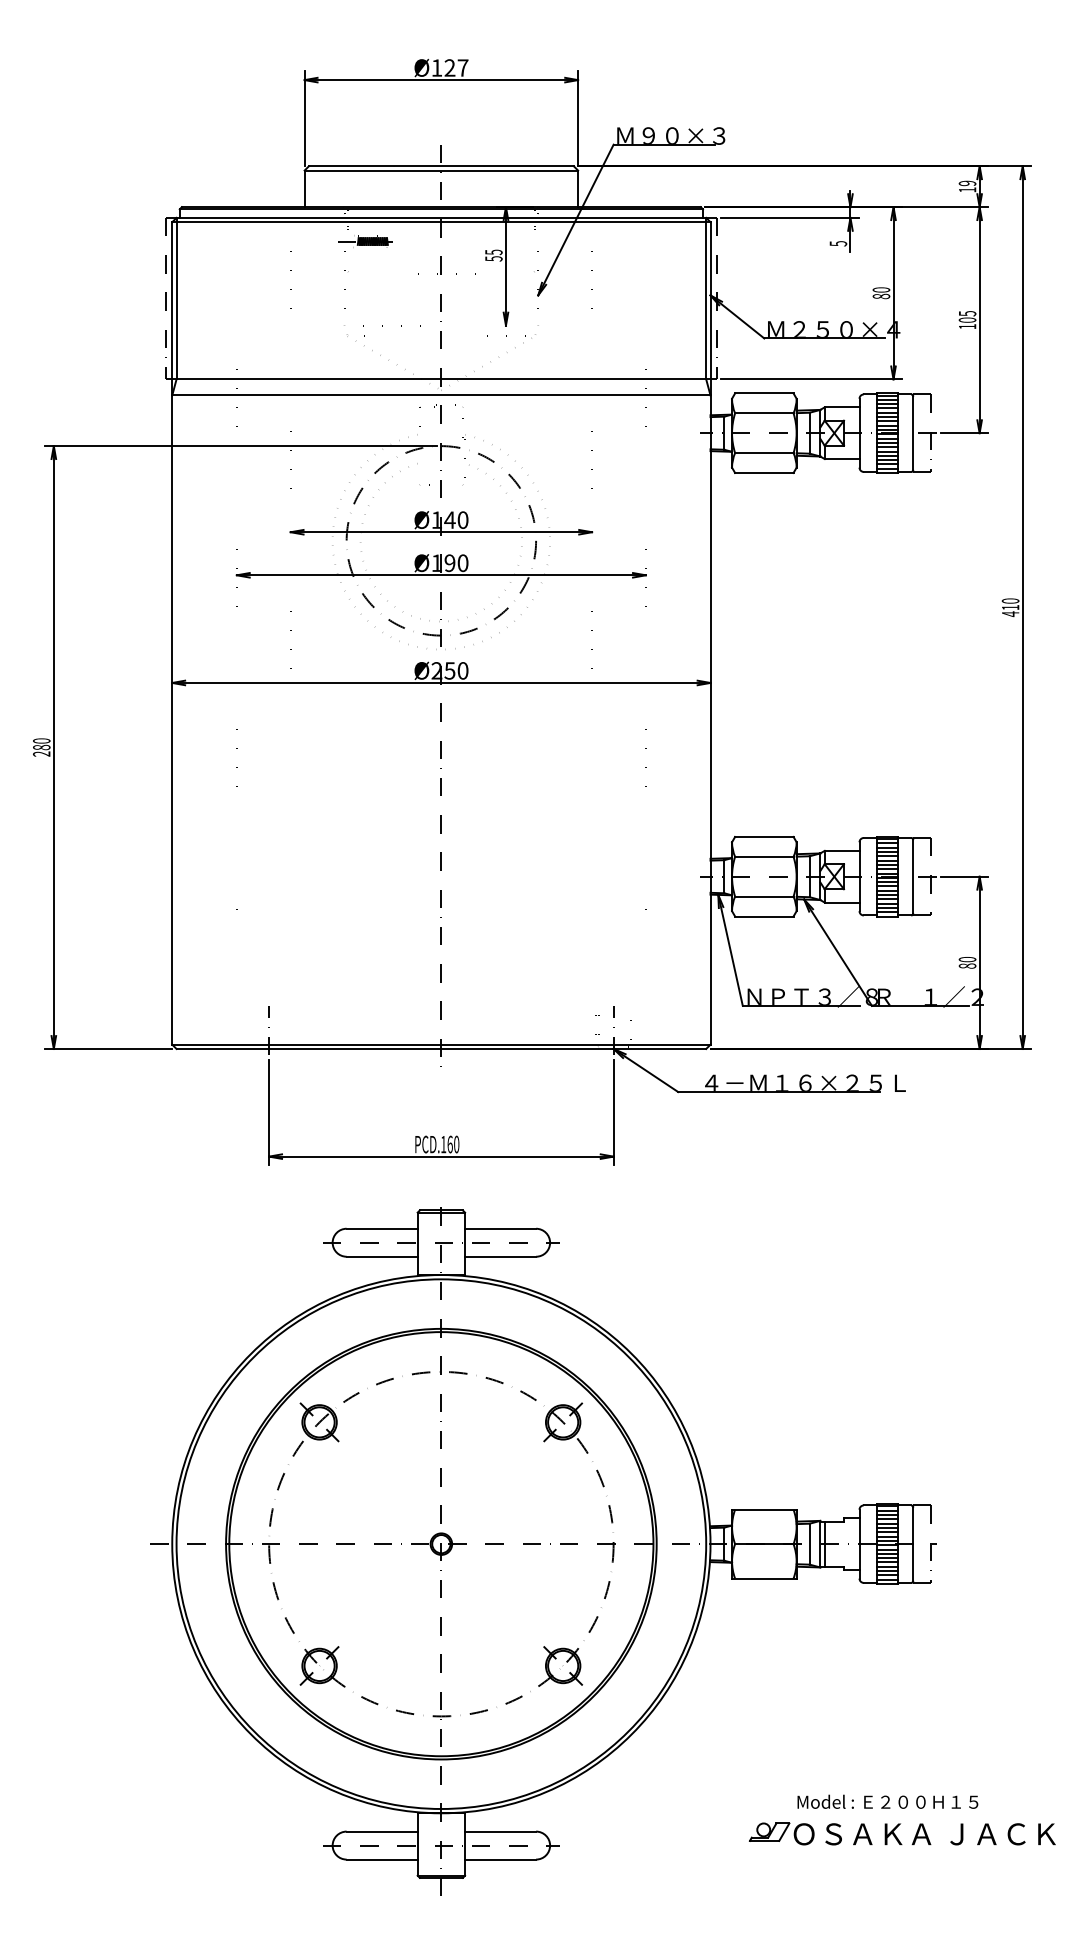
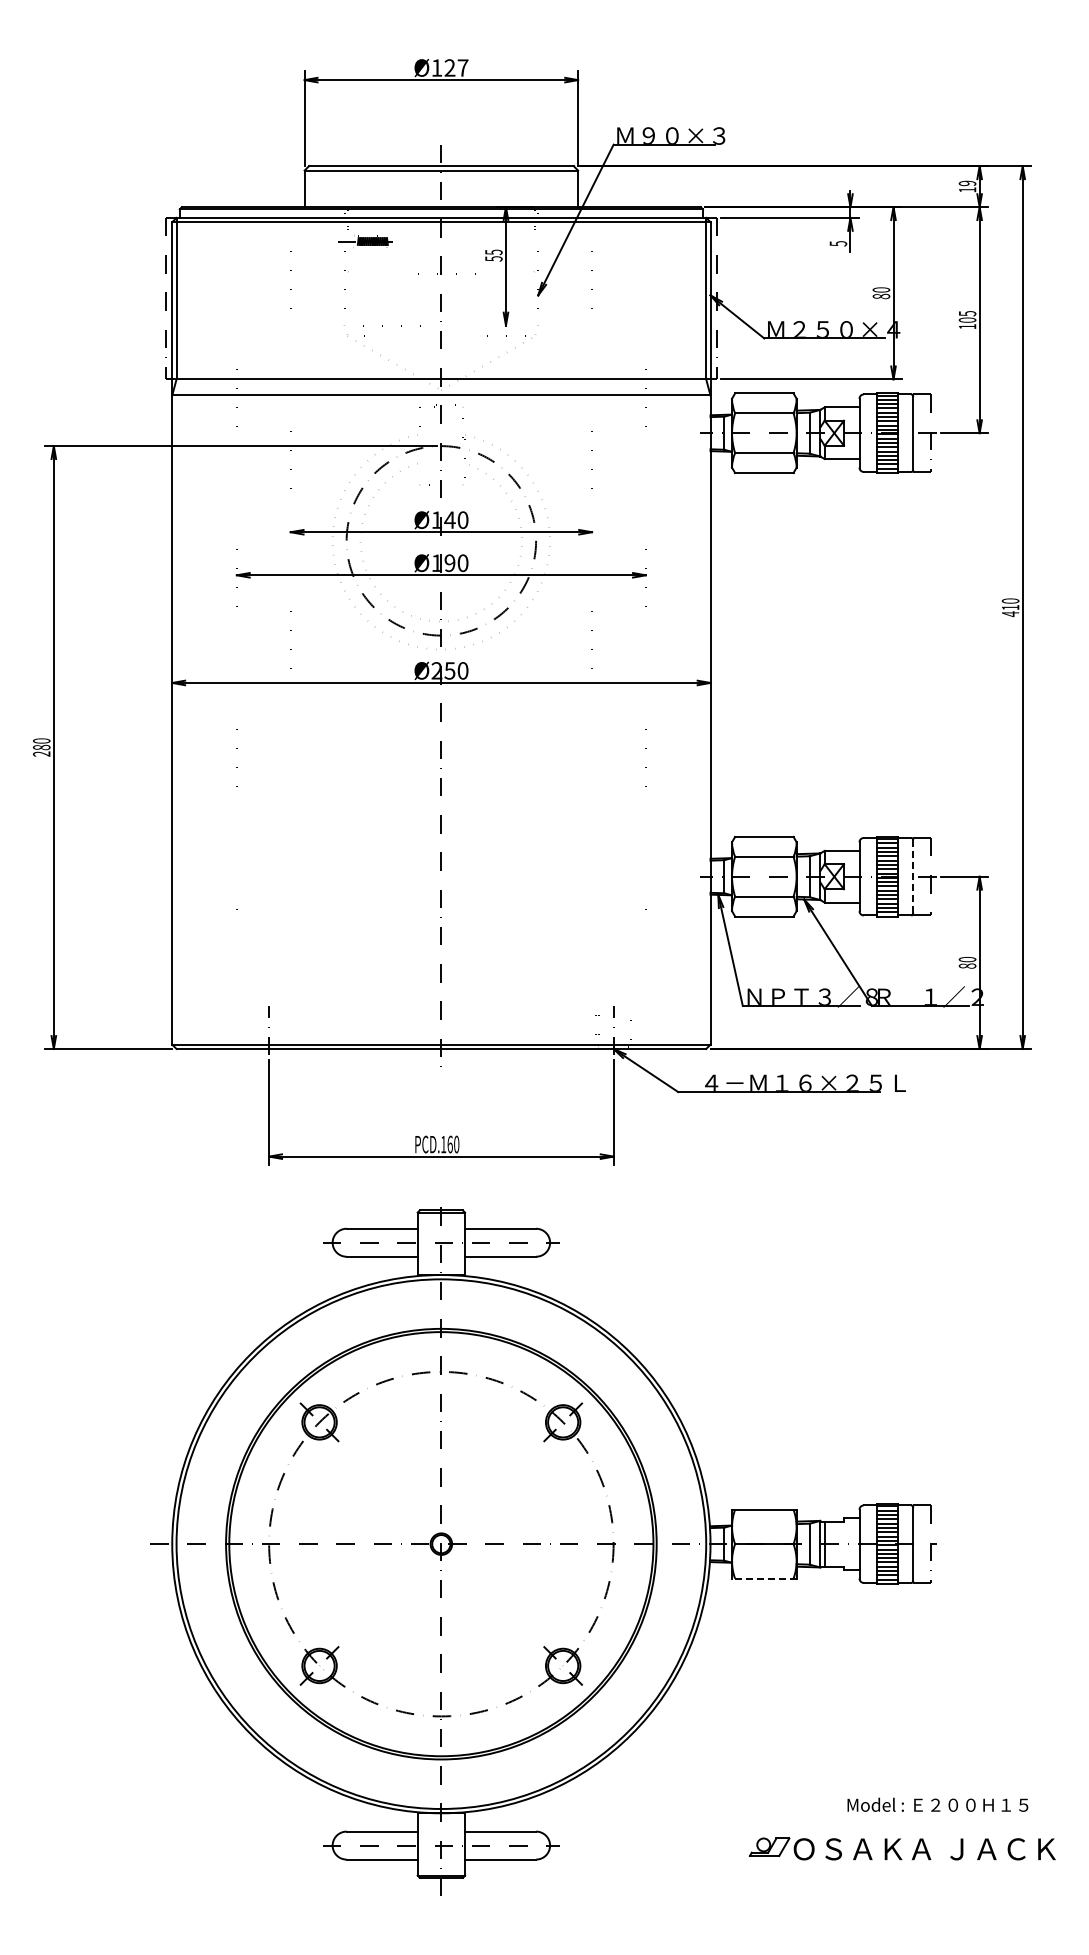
line: solid -> dashed (913, 876)
line: solid -> dashed (763, 1578)
text position: (887, 1801) -> (937, 1804) (937, 1804)
part position: (901, 1833) -> (901, 1848) (901, 1848)
